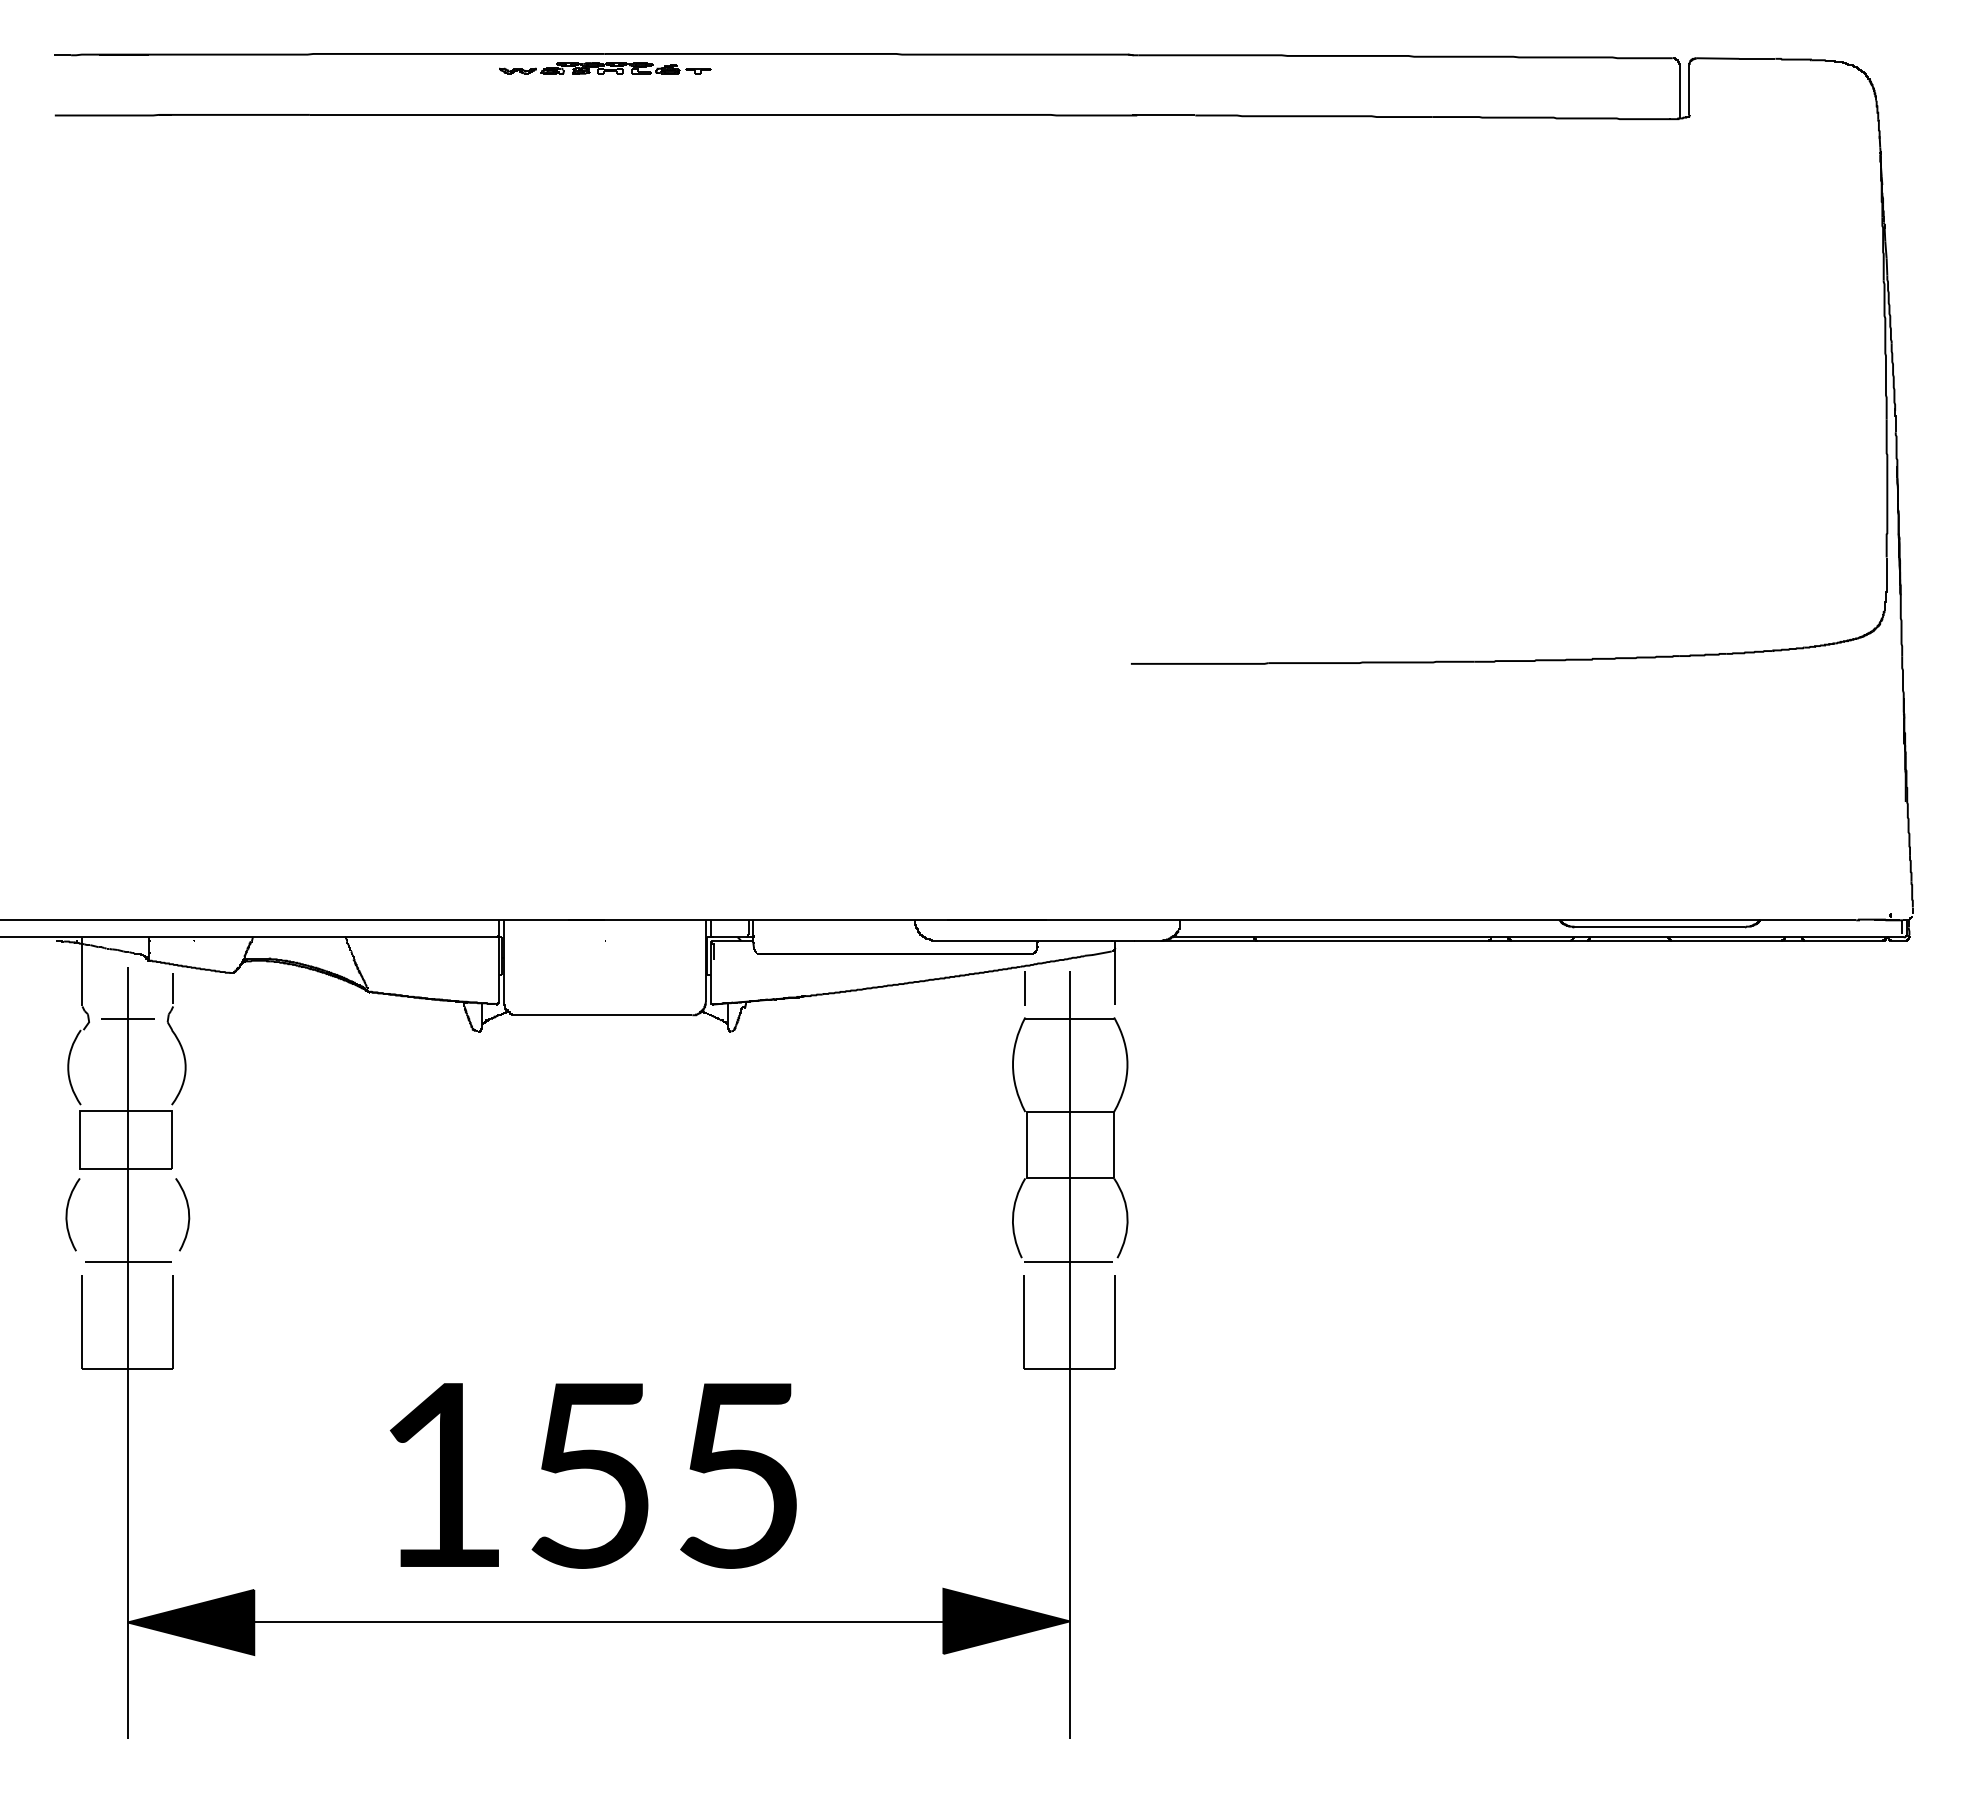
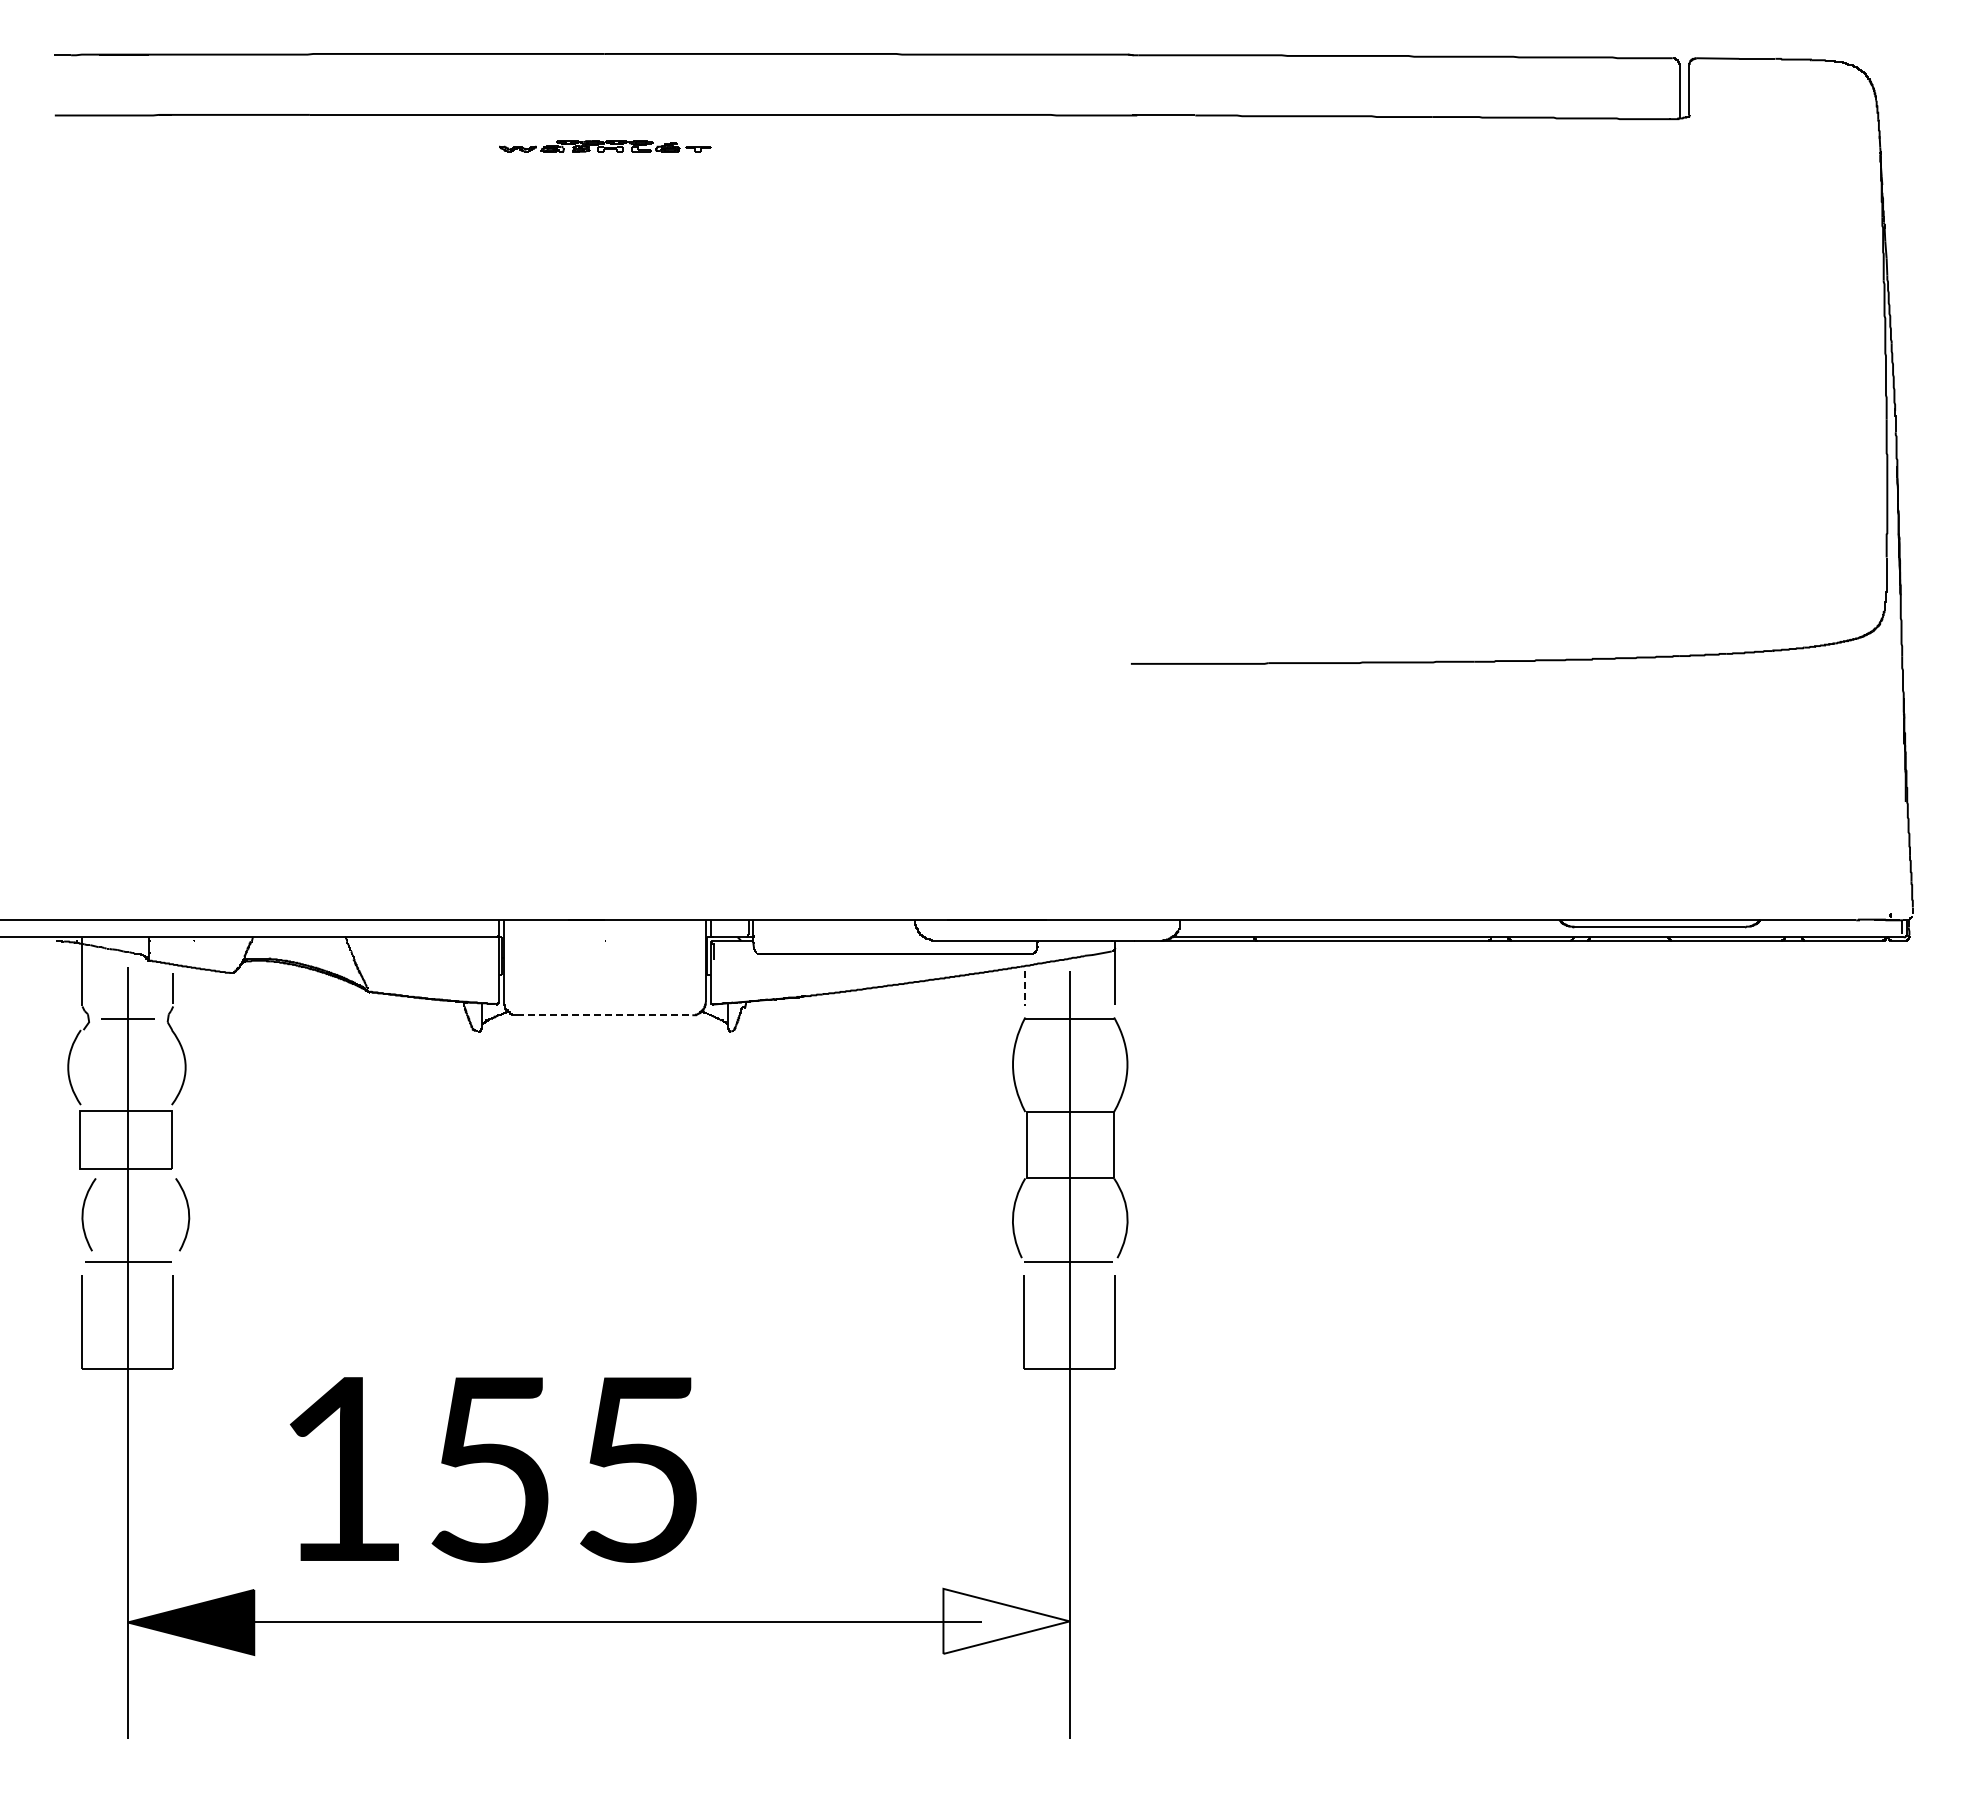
part position: (605, 68) -> (605, 146) (605, 146)
line: solid -> dashed (1025, 988)
line: solid -> dashed (605, 1015)
curve position: (67, 1214) -> (83, 1214) (83, 1214)
text position: (593, 1475) -> (493, 1469) (493, 1469)
fill: present -> none (1006, 1620)
